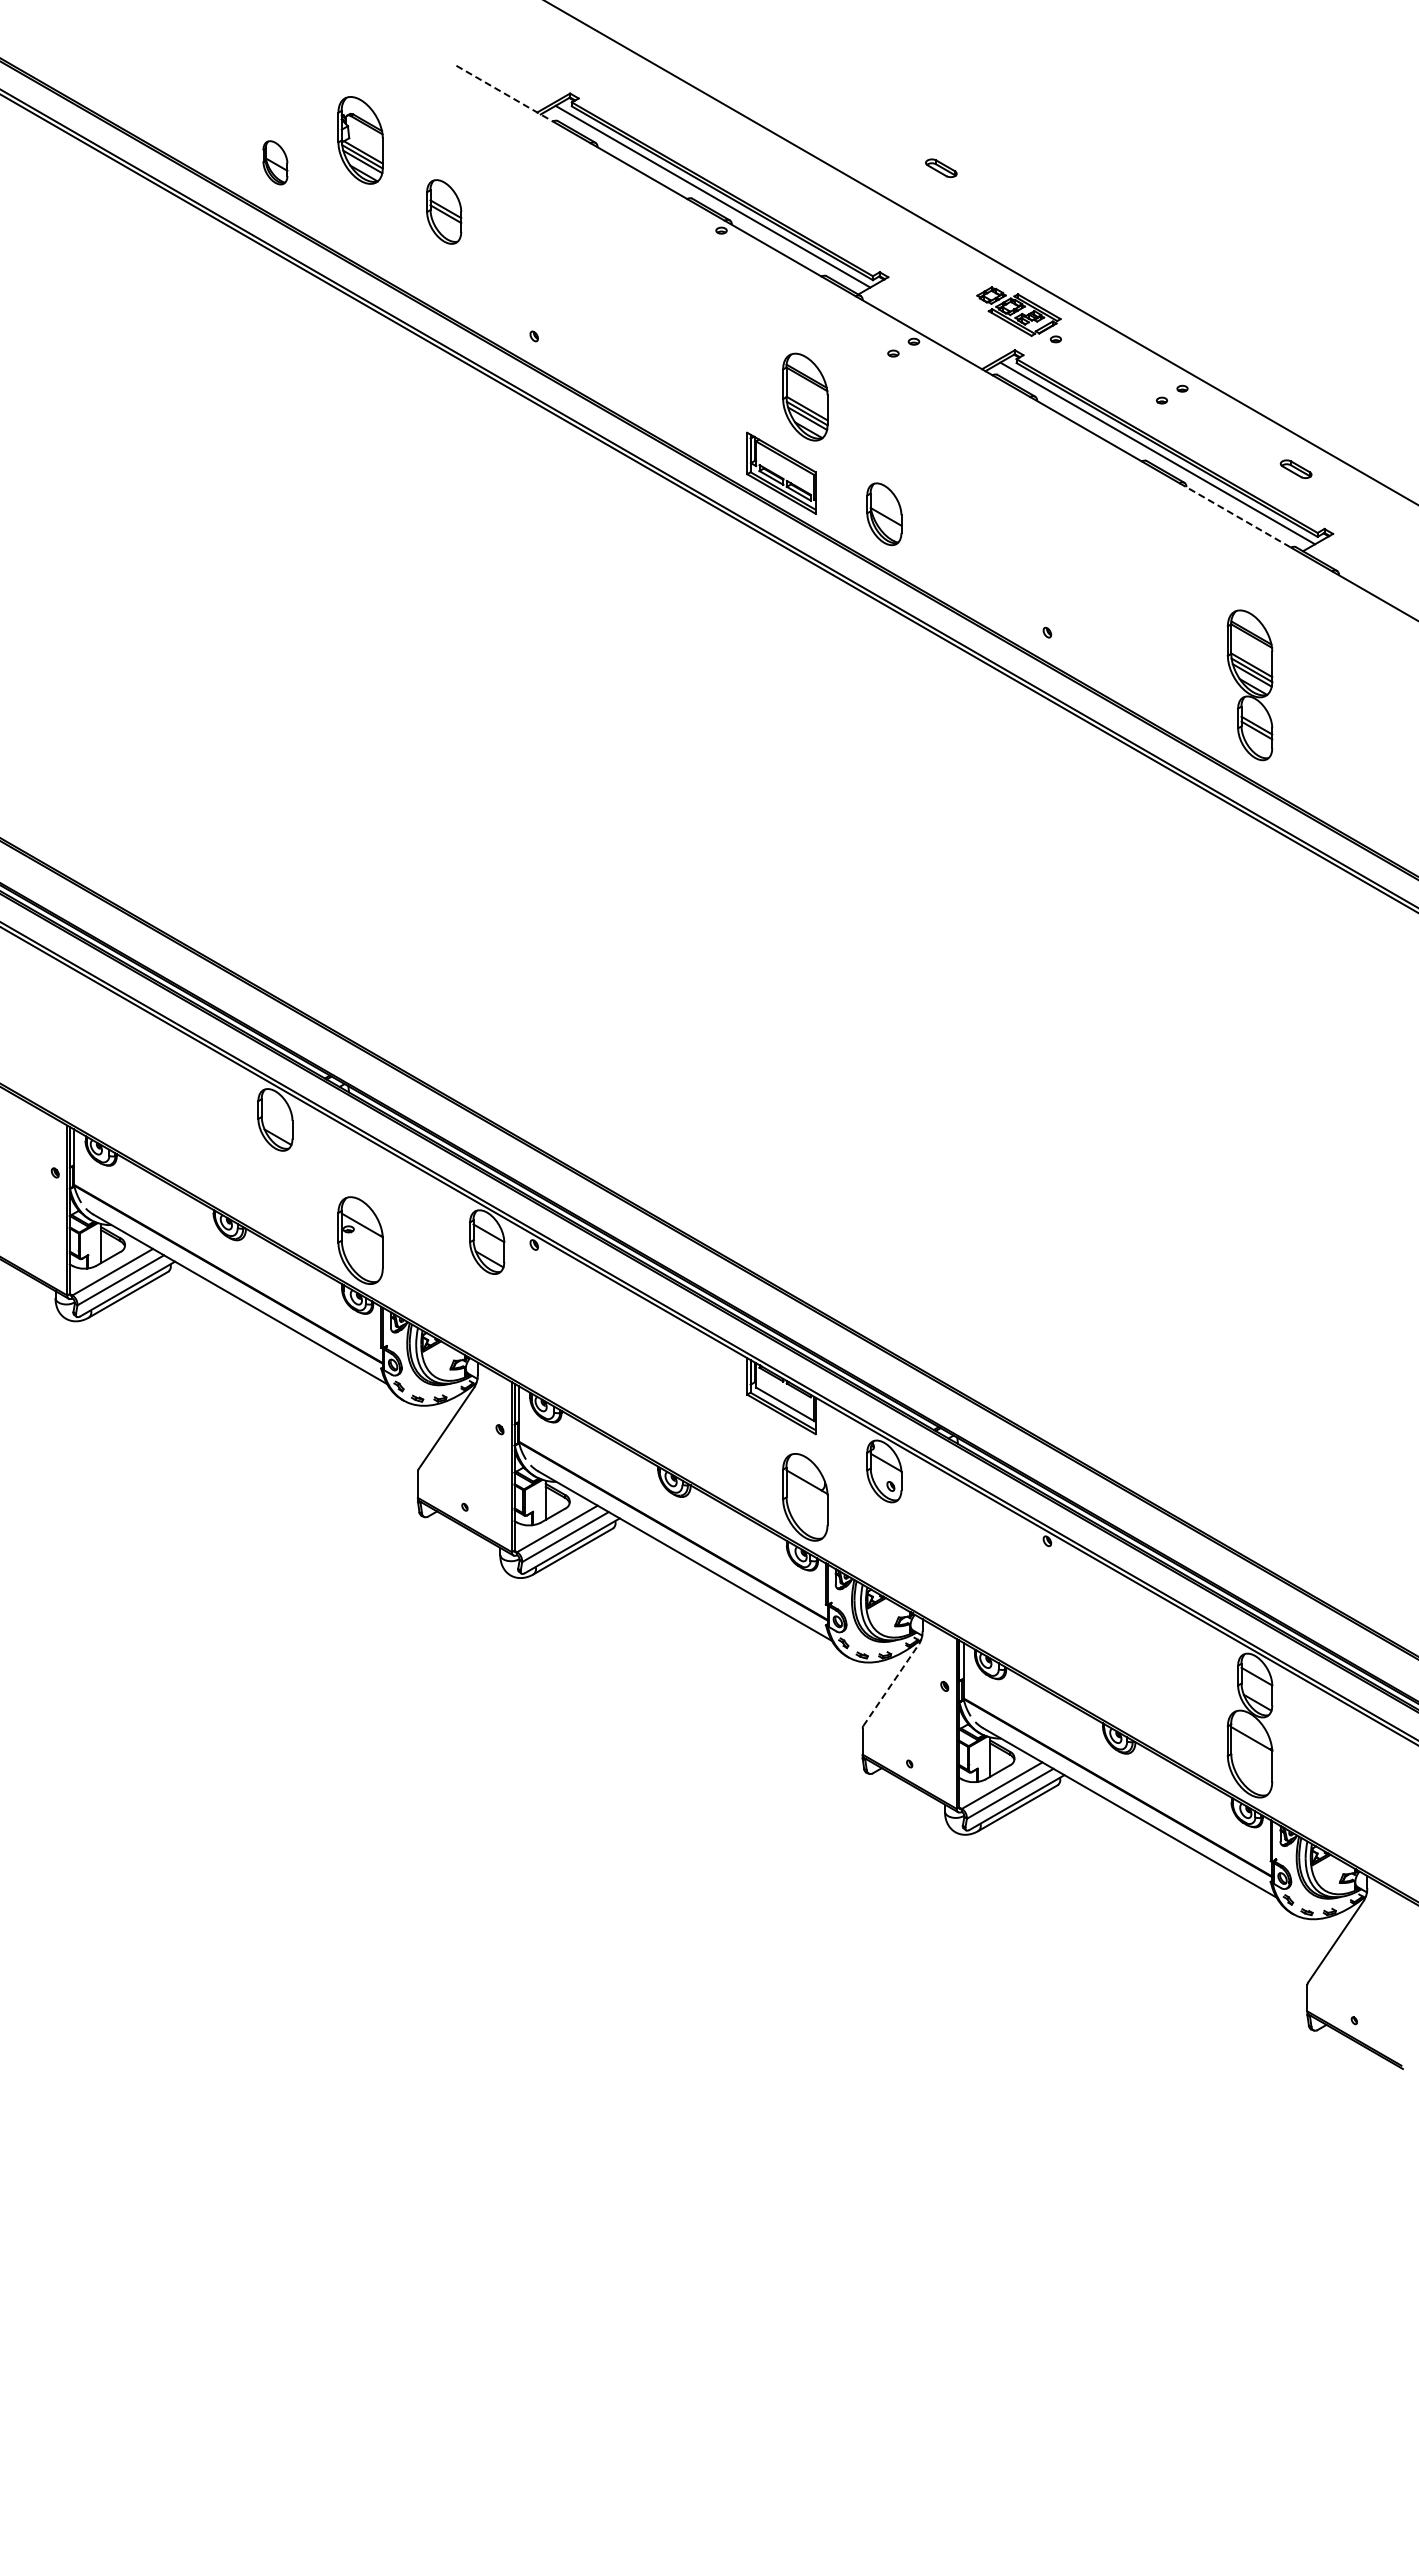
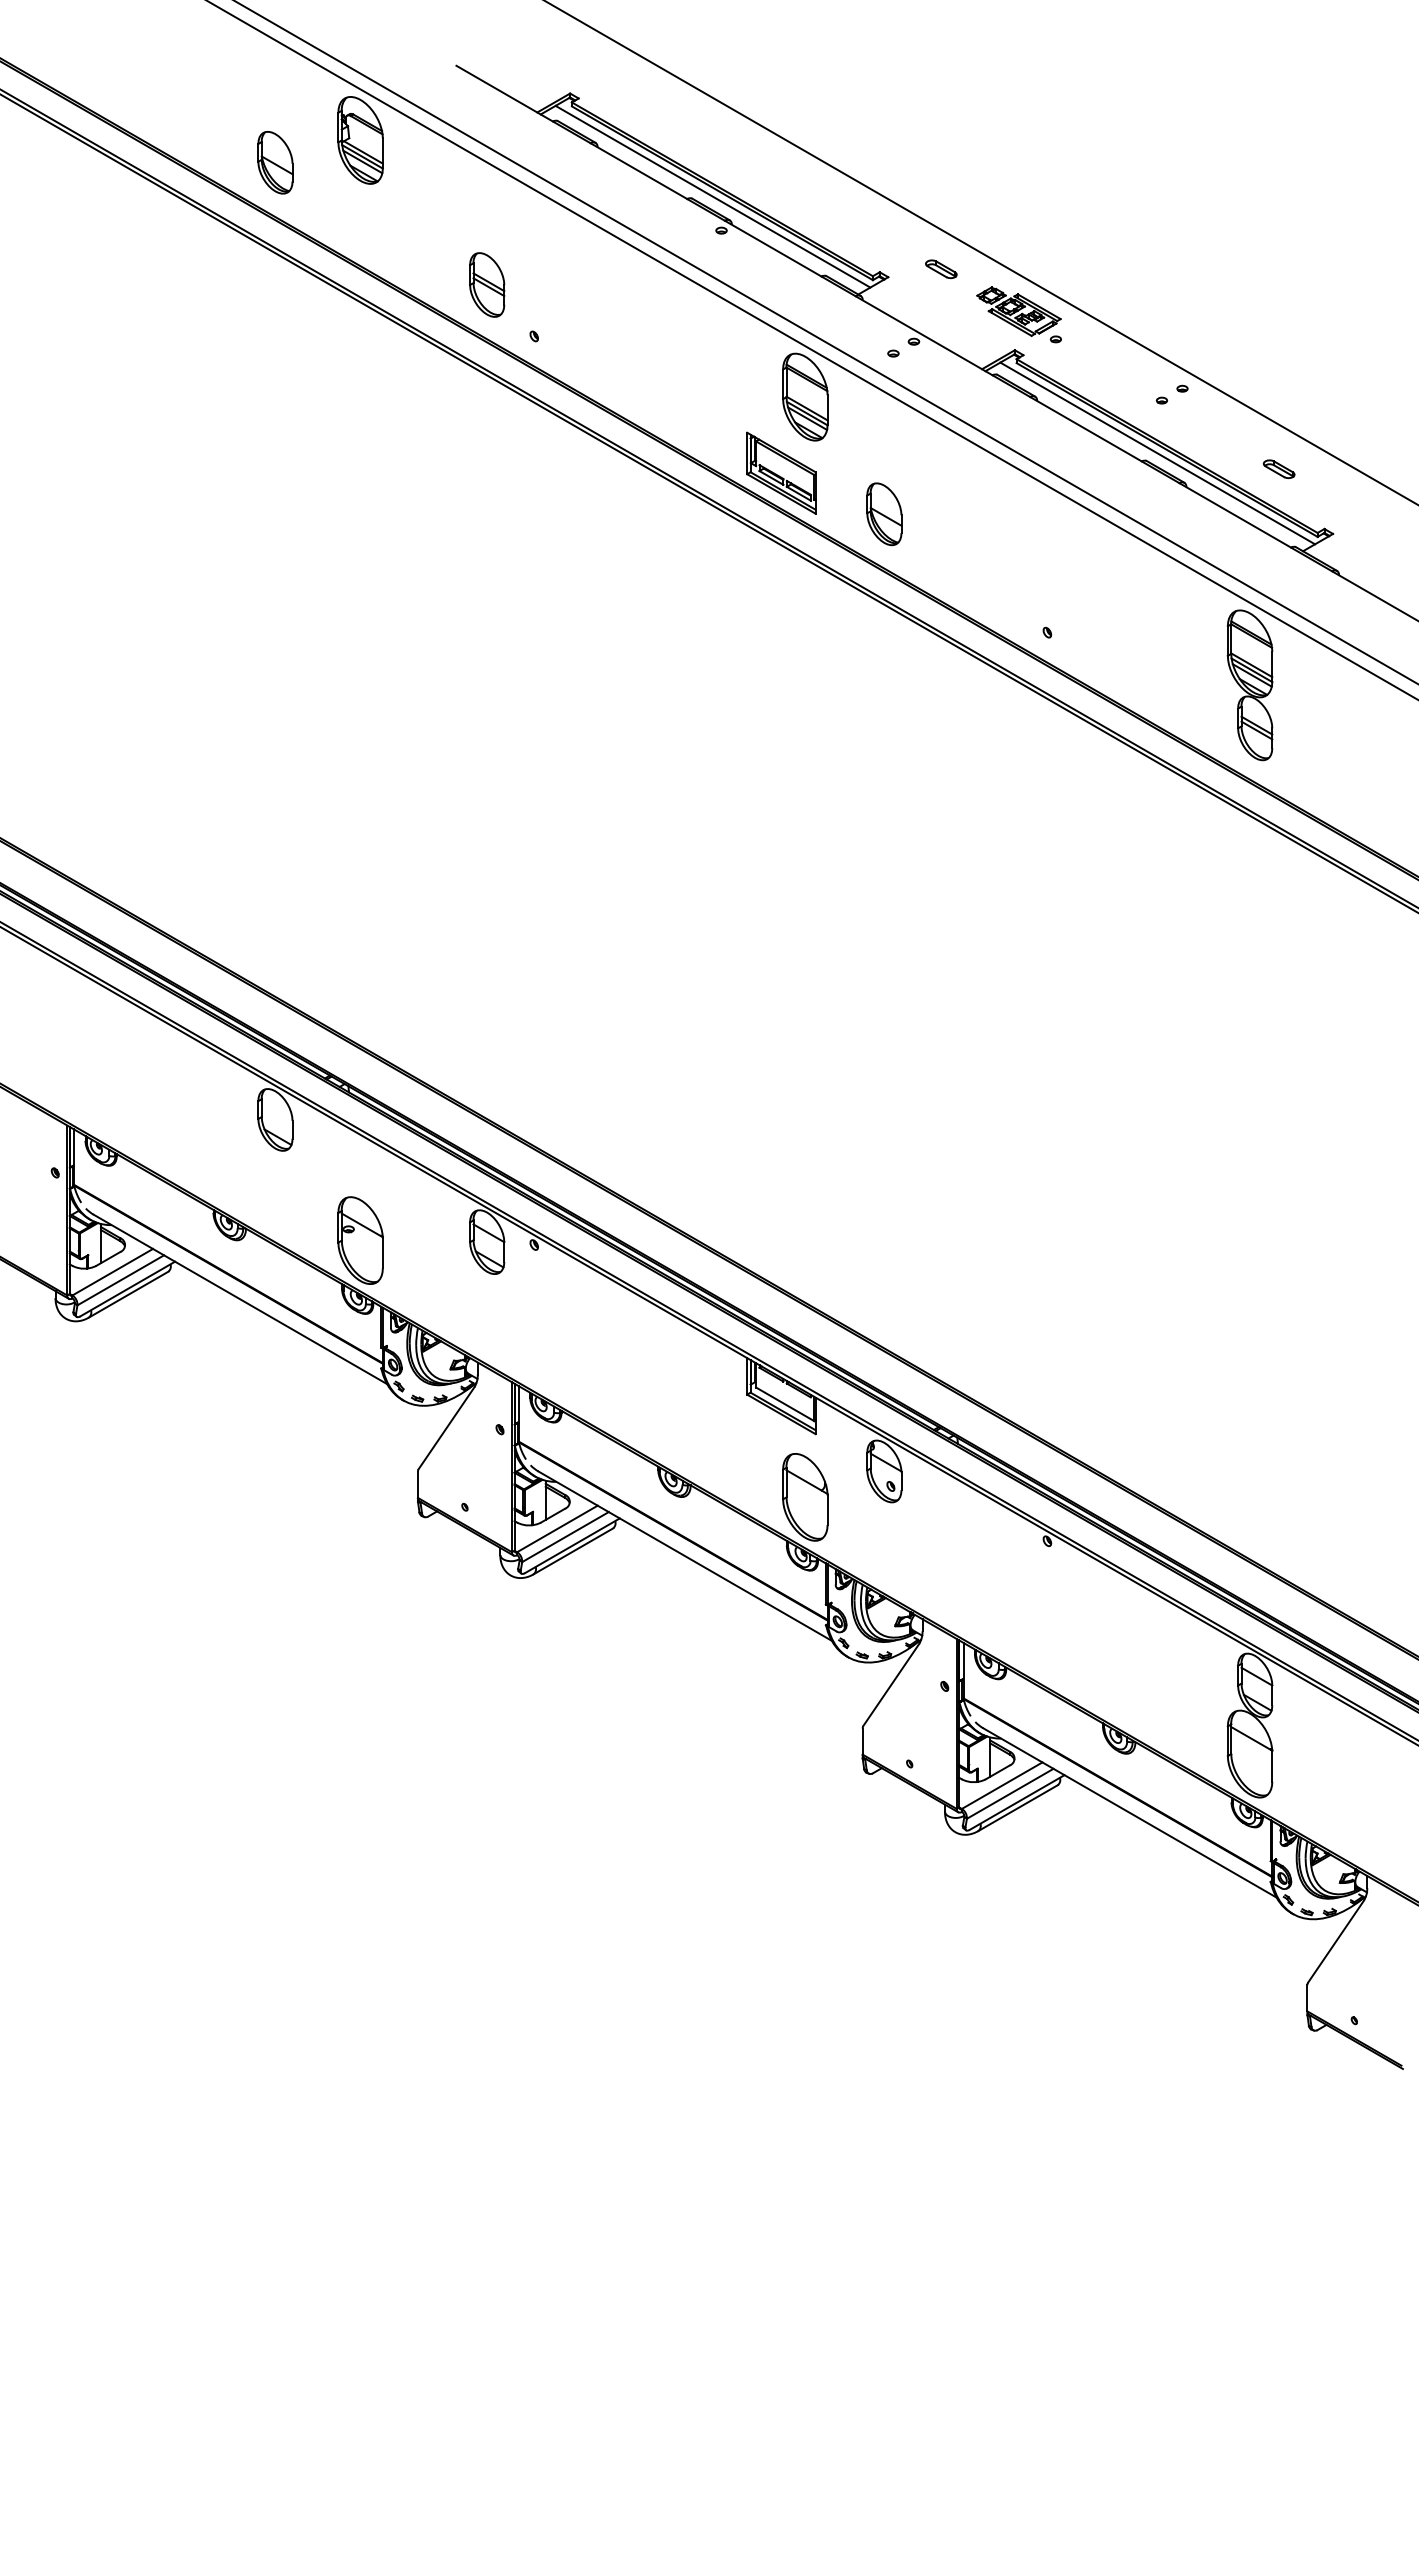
line: dashed -> solid (504, 93)
part size: 27x46 px -> 37x64 px (275, 162)
part position: (941, 168) -> (941, 269) (941, 269)
part position: (444, 211) -> (487, 284) (487, 284)
line: none -> present (826, 342)
line: none -> present (812, 350)
part position: (1295, 469) -> (1278, 469) (1278, 469)
line: dashed -> solid (1235, 515)
line: dashed -> solid (891, 1684)
